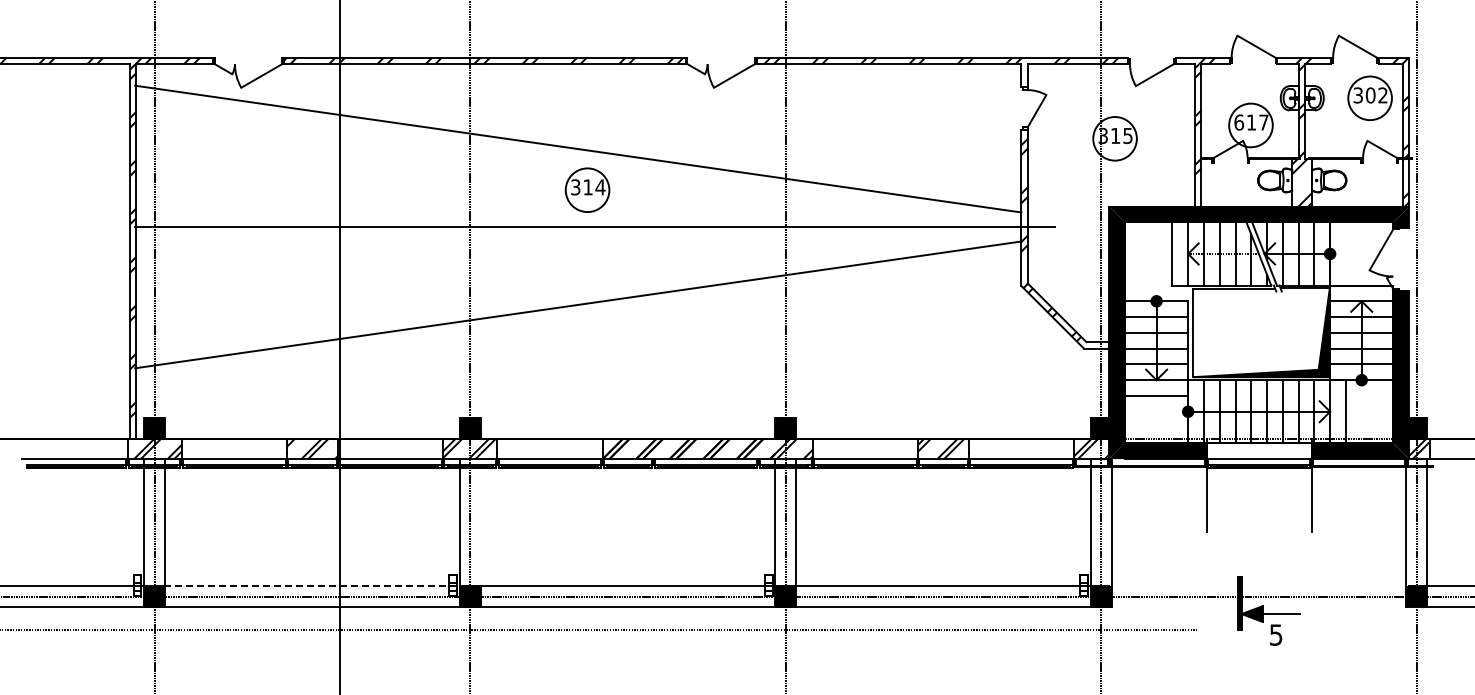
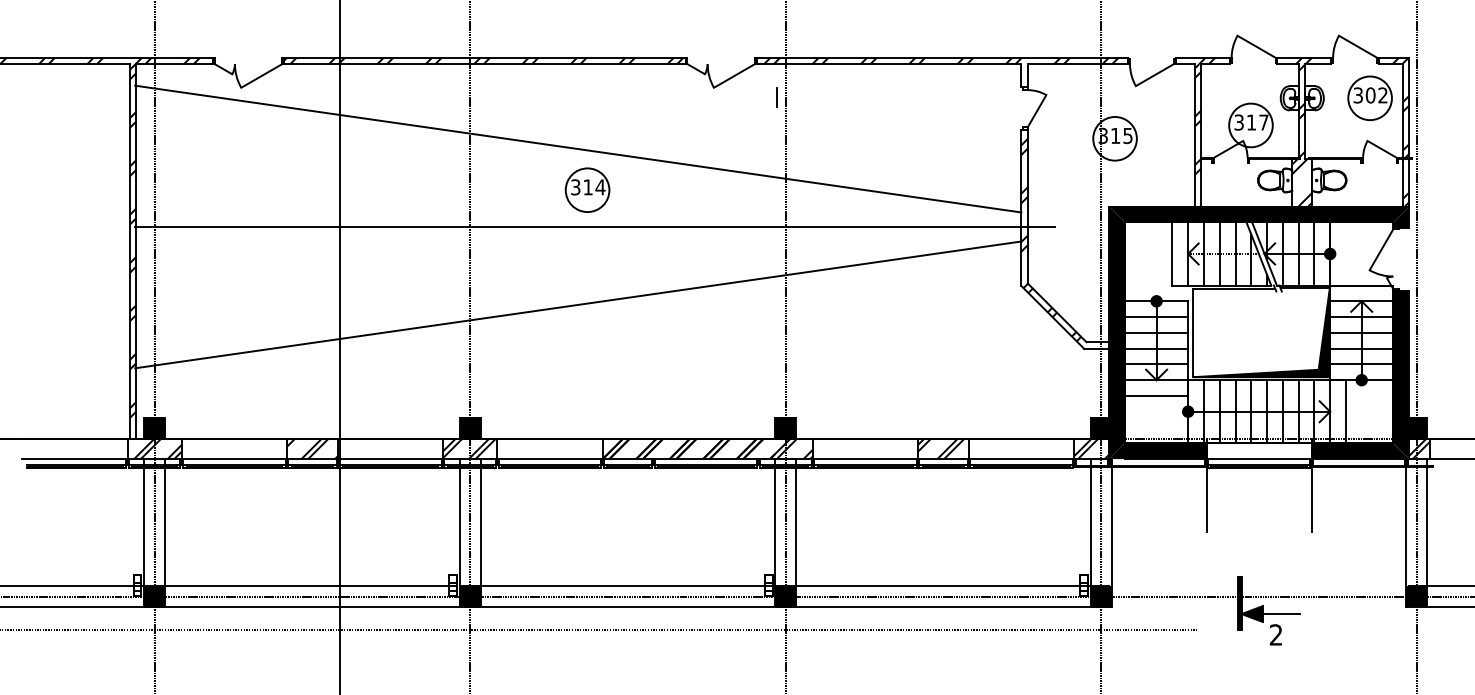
line: none -> present (776, 97)
text: 617 -> 317 (1239, 122)
line: none -> present (480, 522)
line: dashed -> solid (311, 586)
text: 5 -> 2 (1275, 634)
